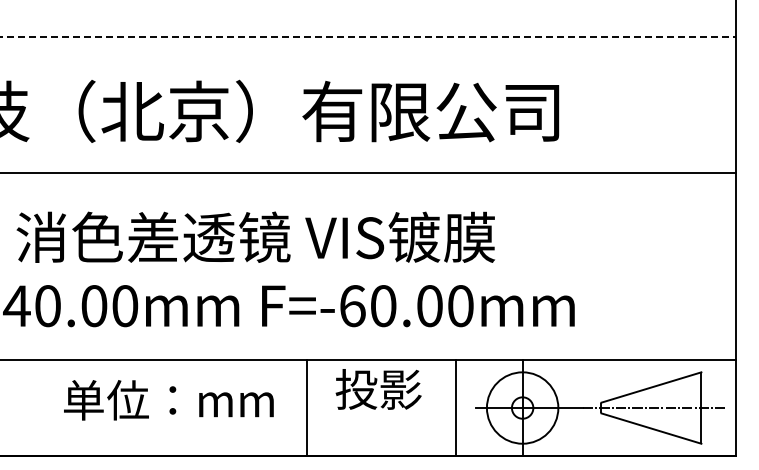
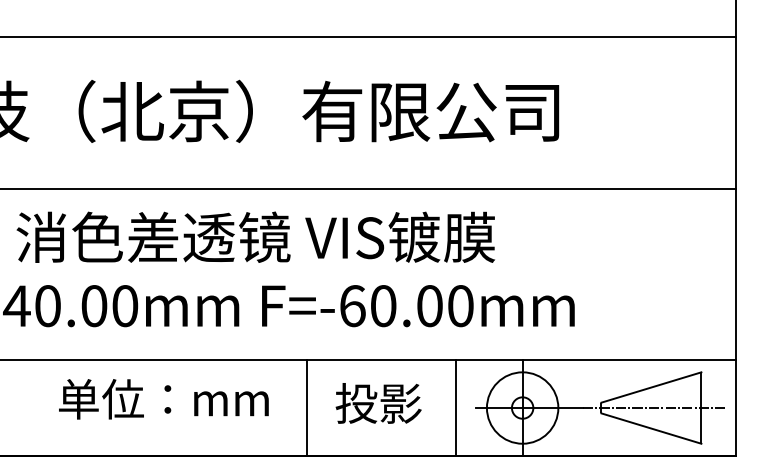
line: dashed -> solid (368, 36)
line position: (369, 173) -> (369, 189) (369, 189)
text position: (378, 389) -> (378, 403) (378, 403)
text position: (168, 400) -> (163, 399) (163, 399)
